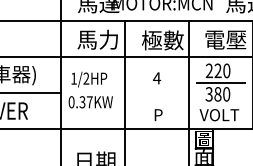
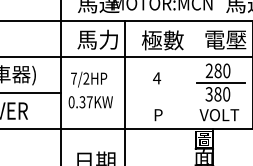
text: 220 -> 280 (217, 70)
text: 1/2HP -> 7/2HP (73, 78)
line: present -> none (189, 91)
